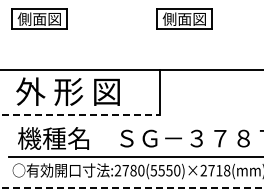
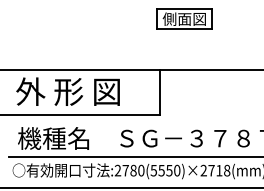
part: present -> none (39, 18)
line: dashed -> solid (80, 115)
line: dashed -> solid (132, 188)
